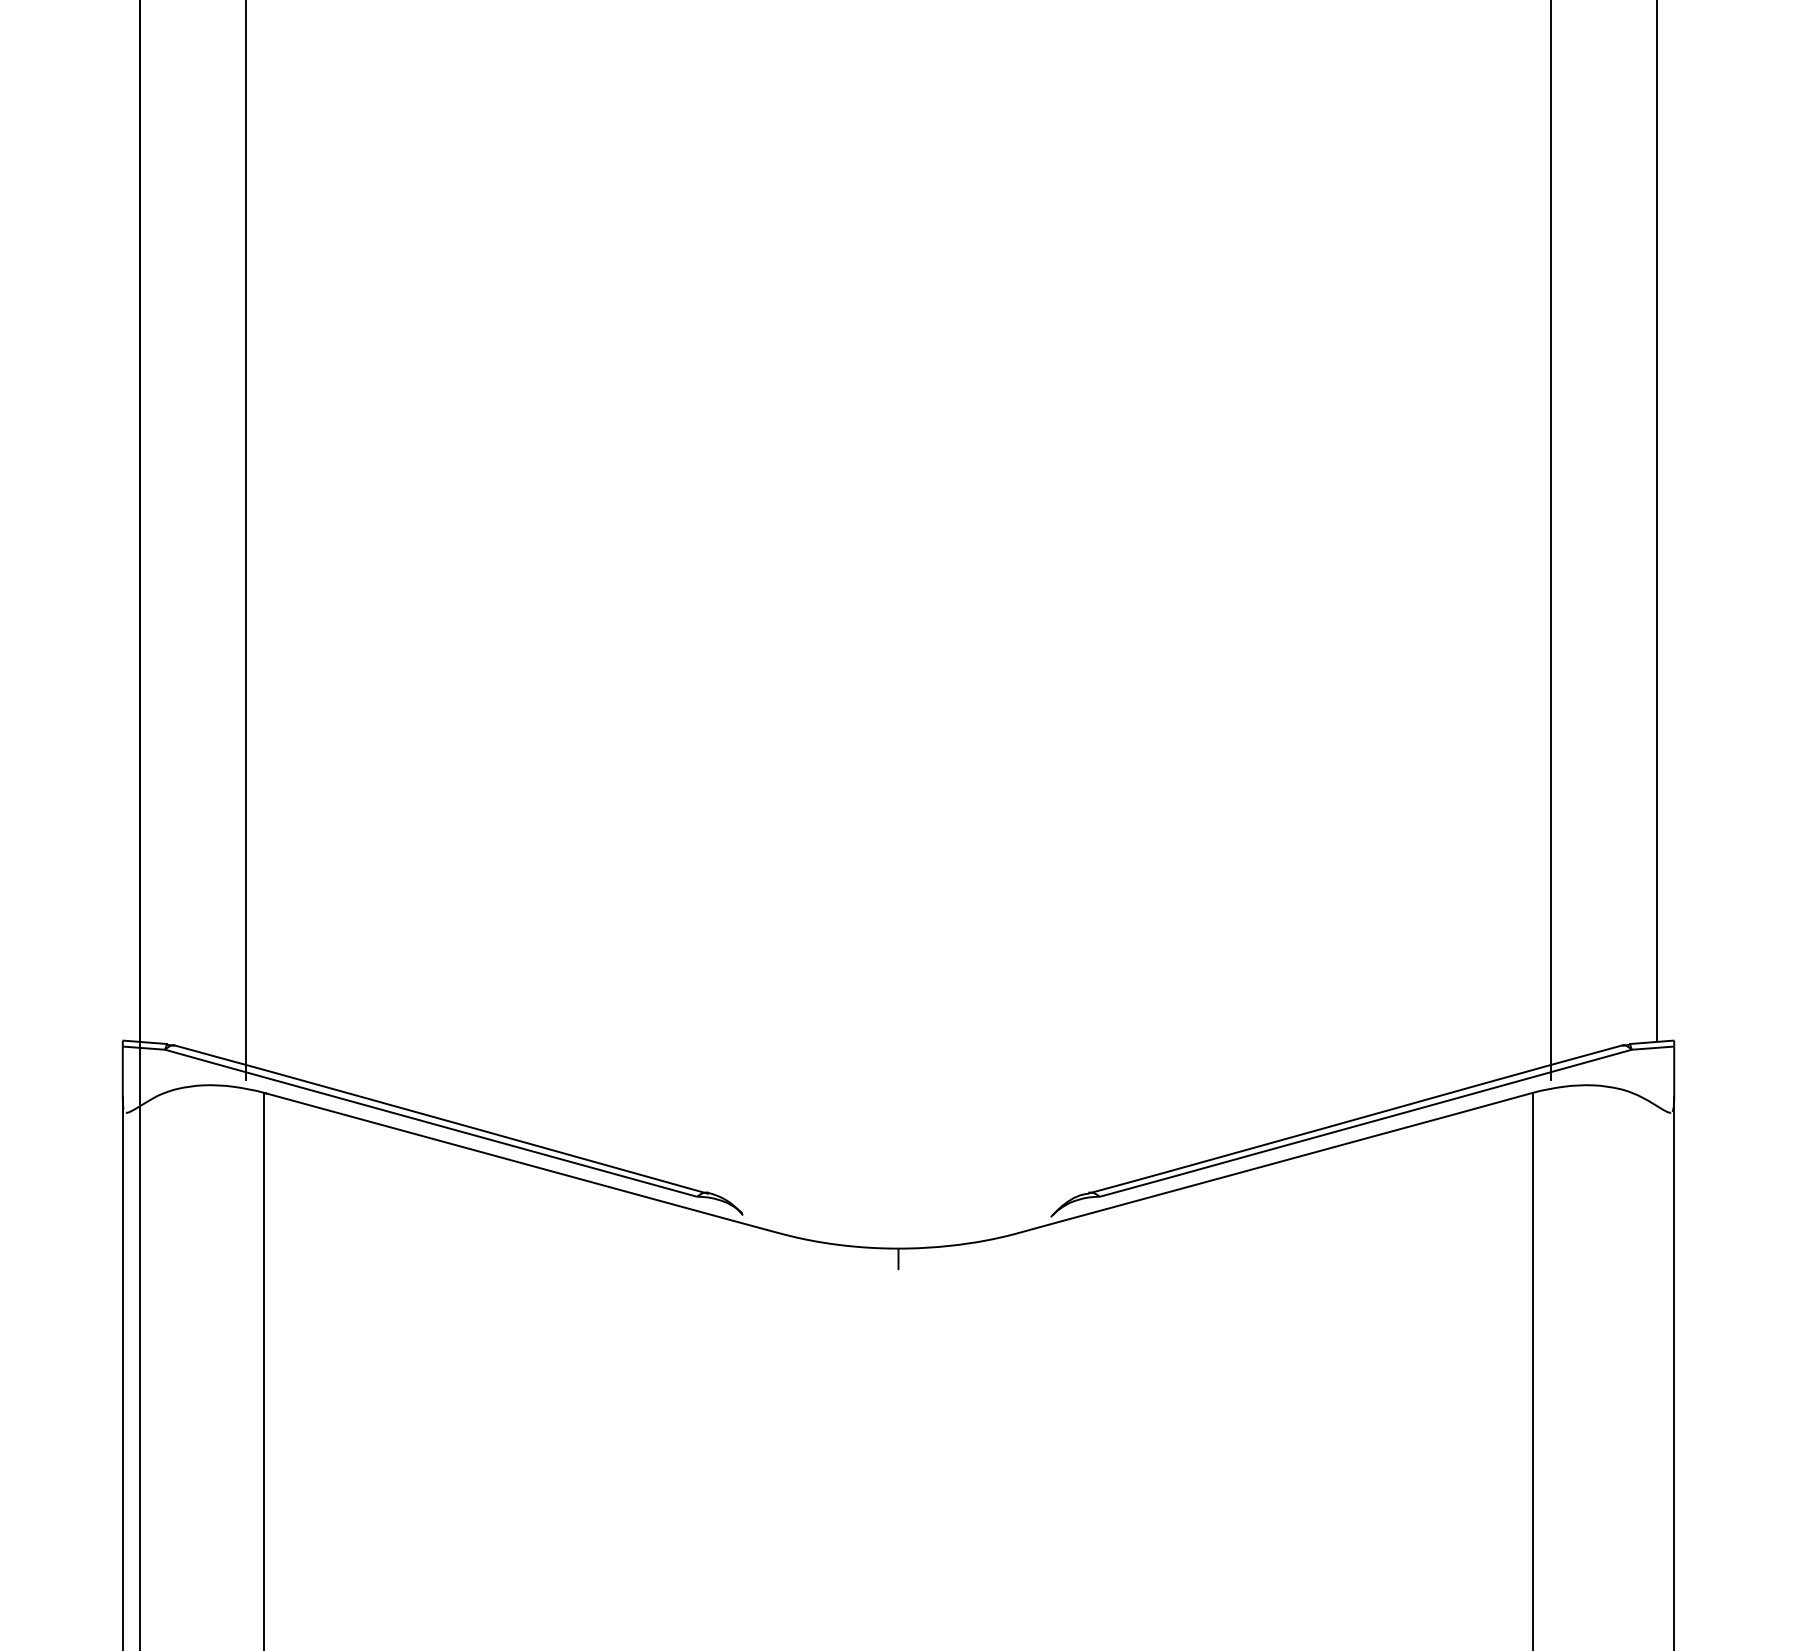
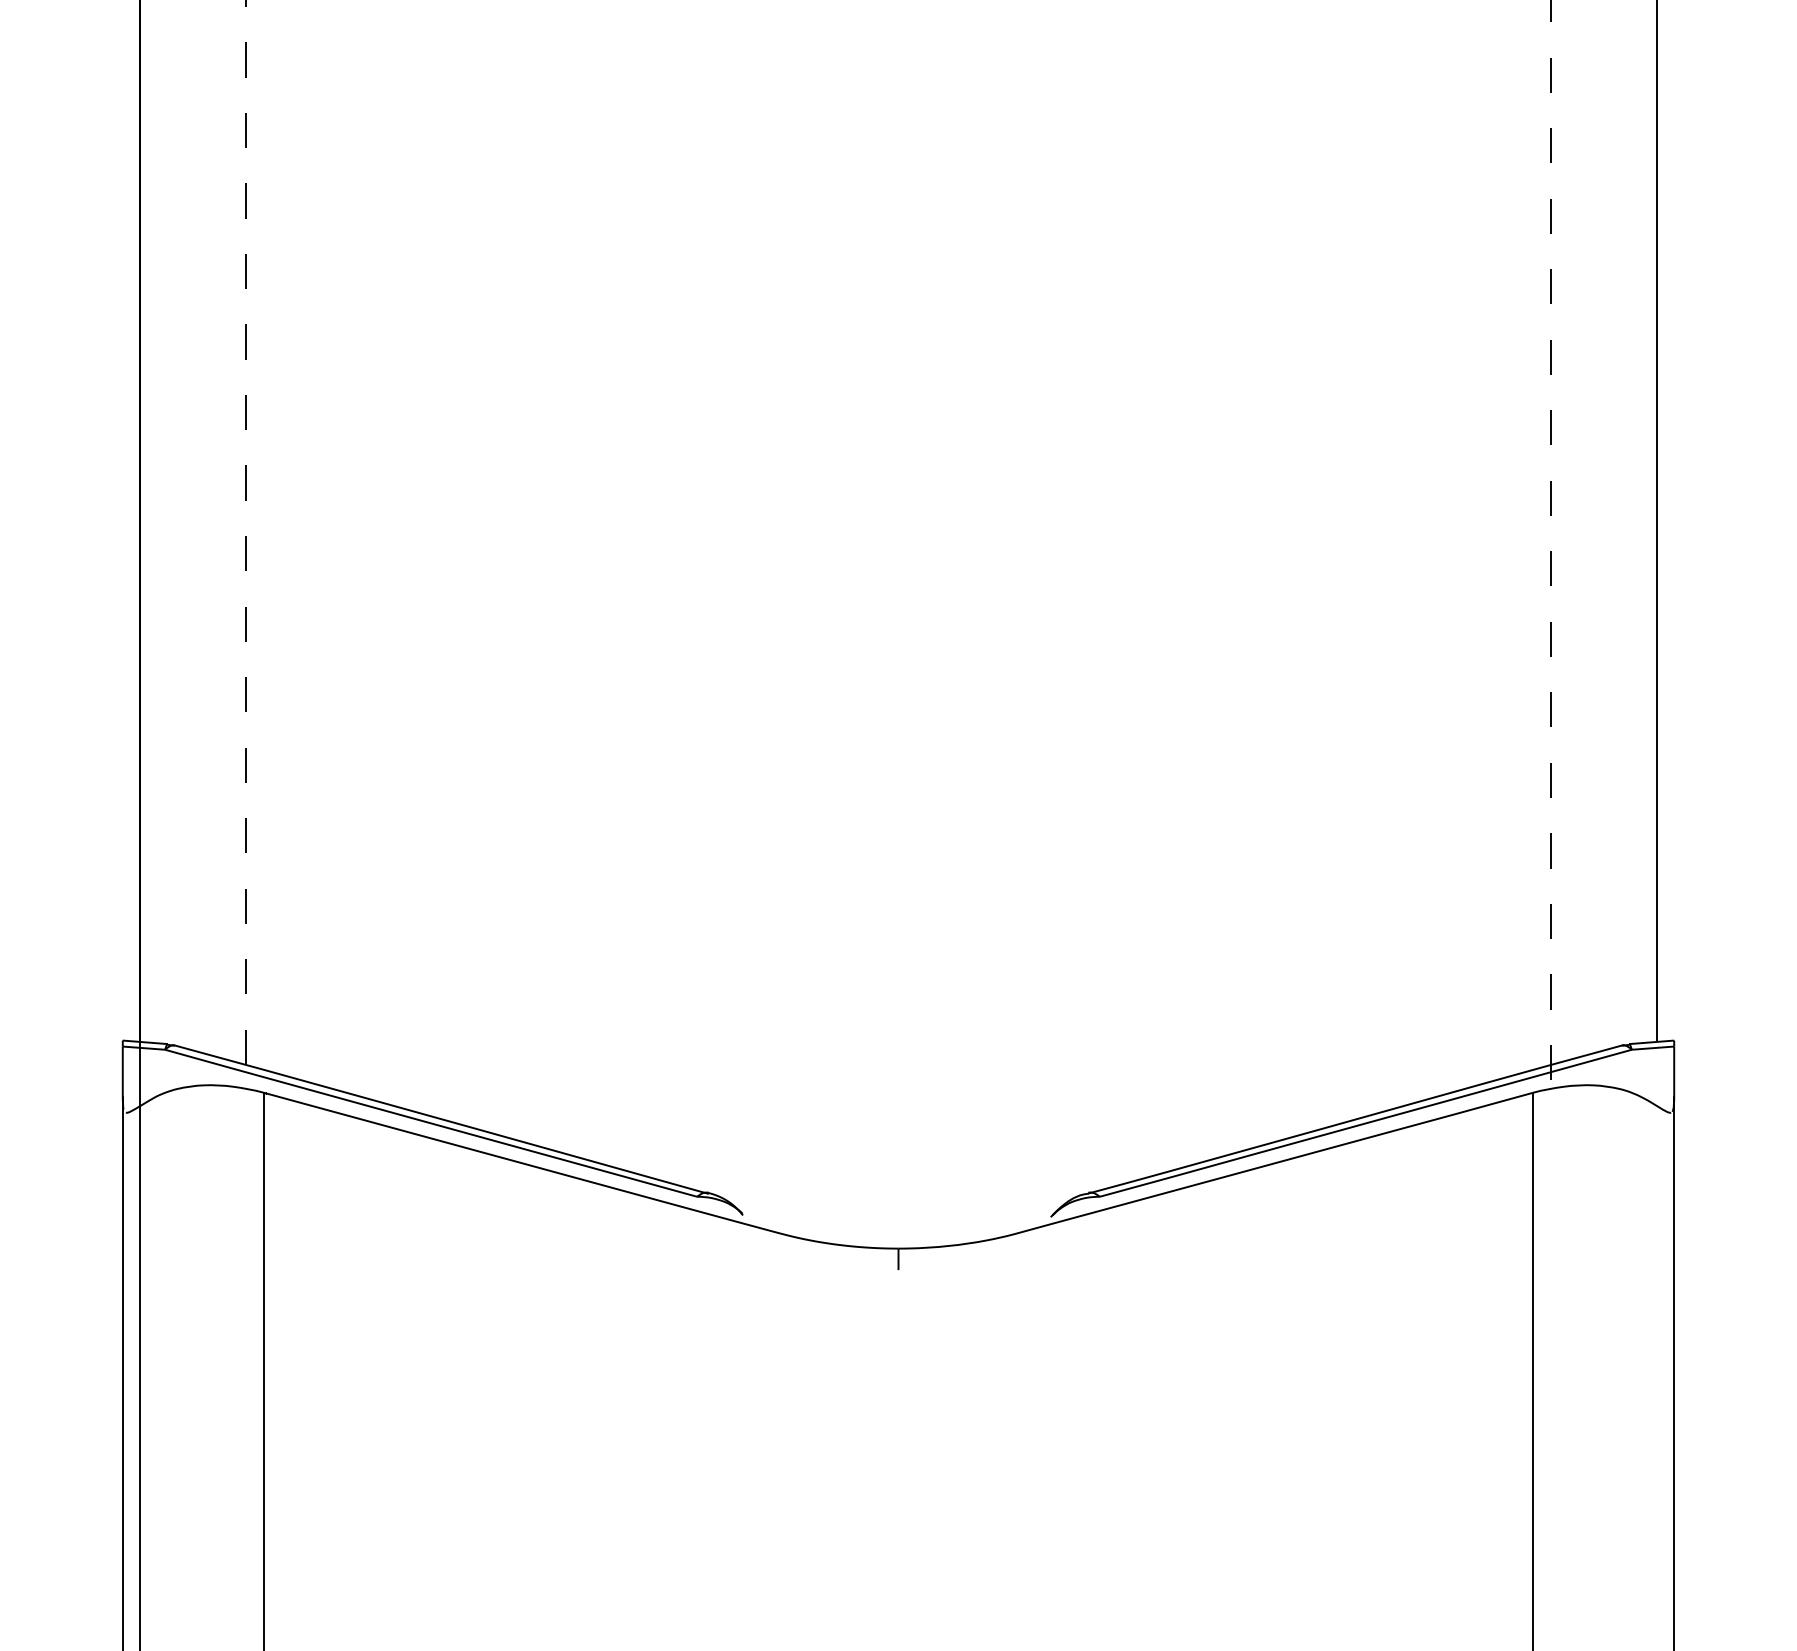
line: solid -> dashed (246, 540)
line: solid -> dashed (1550, 540)
